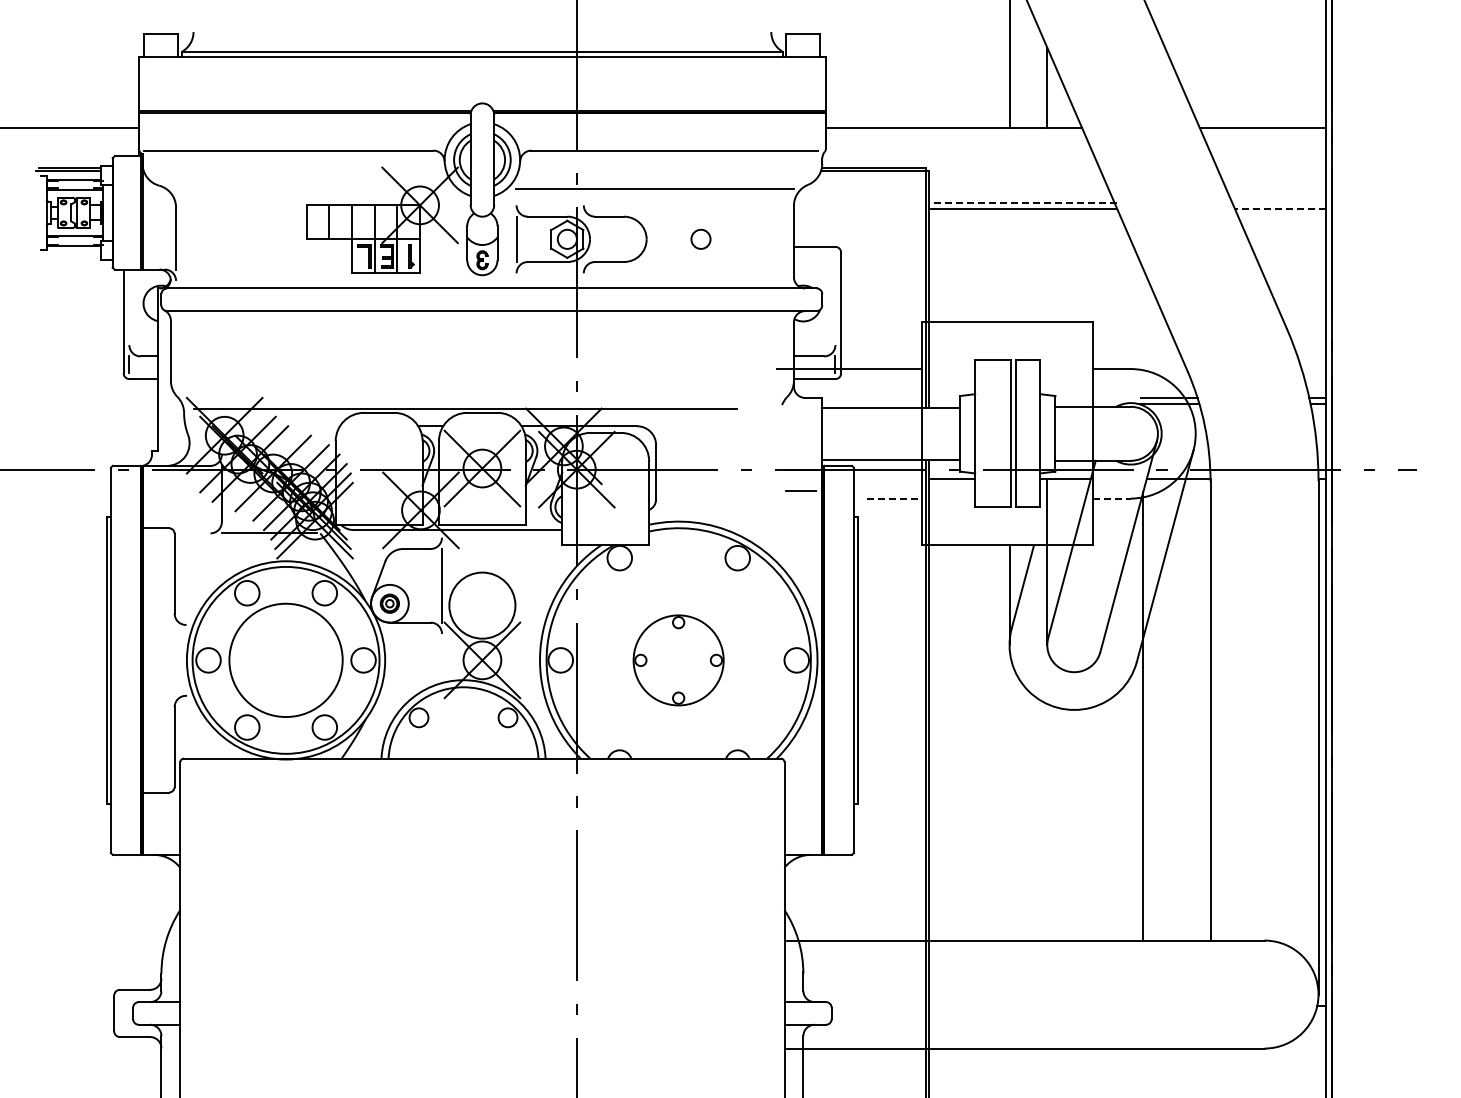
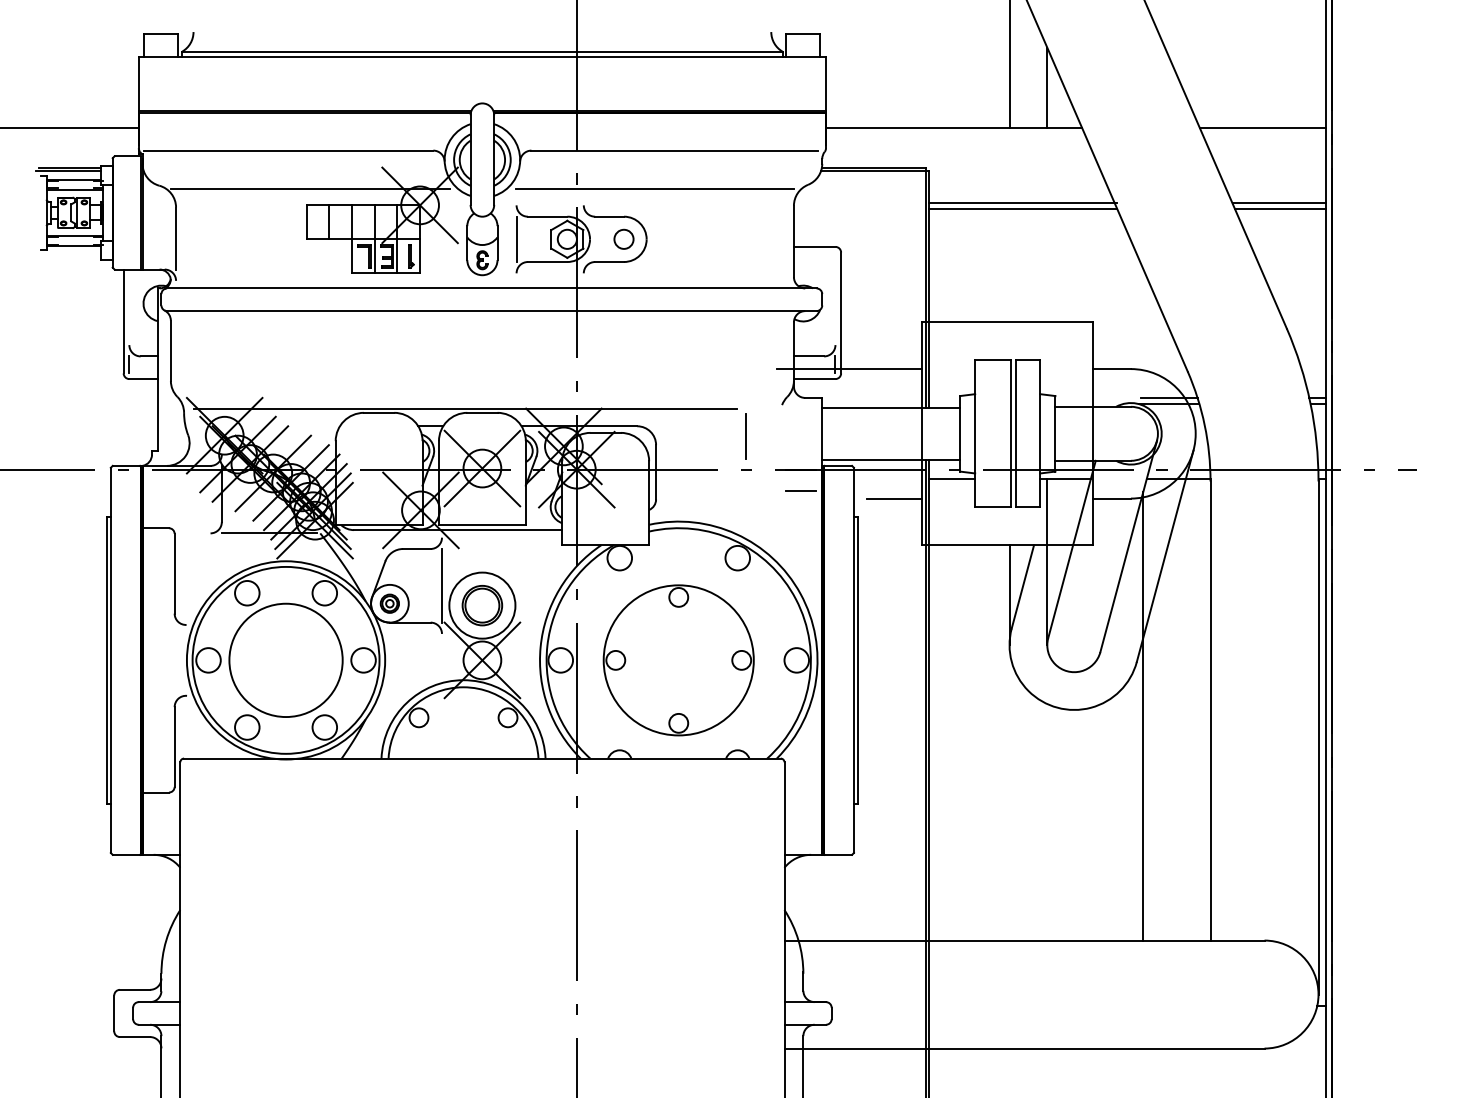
line: none -> present (310, 189)
line: dashed -> solid (1022, 203)
line: none -> present (1279, 203)
line: dashed -> solid (1280, 209)
circle position: (700, 238) -> (623, 238) (623, 238)
line: none -> present (745, 436)
line: dashed -> solid (894, 498)
line: dashed -> solid (1112, 498)
part: none -> present (482, 605)
part size: 93x93 px -> 153x153 px (678, 660)
